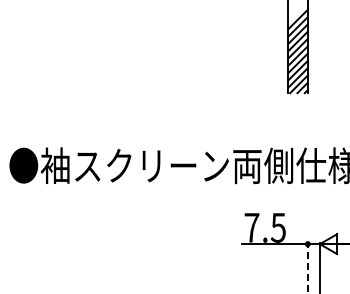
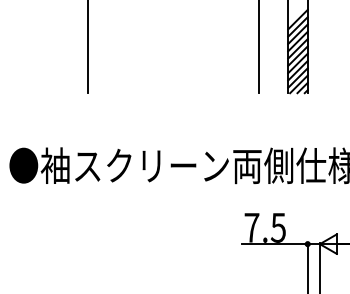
line: none -> present (88, 47)
line: none -> present (258, 47)
line: dashed -> solid (307, 267)
